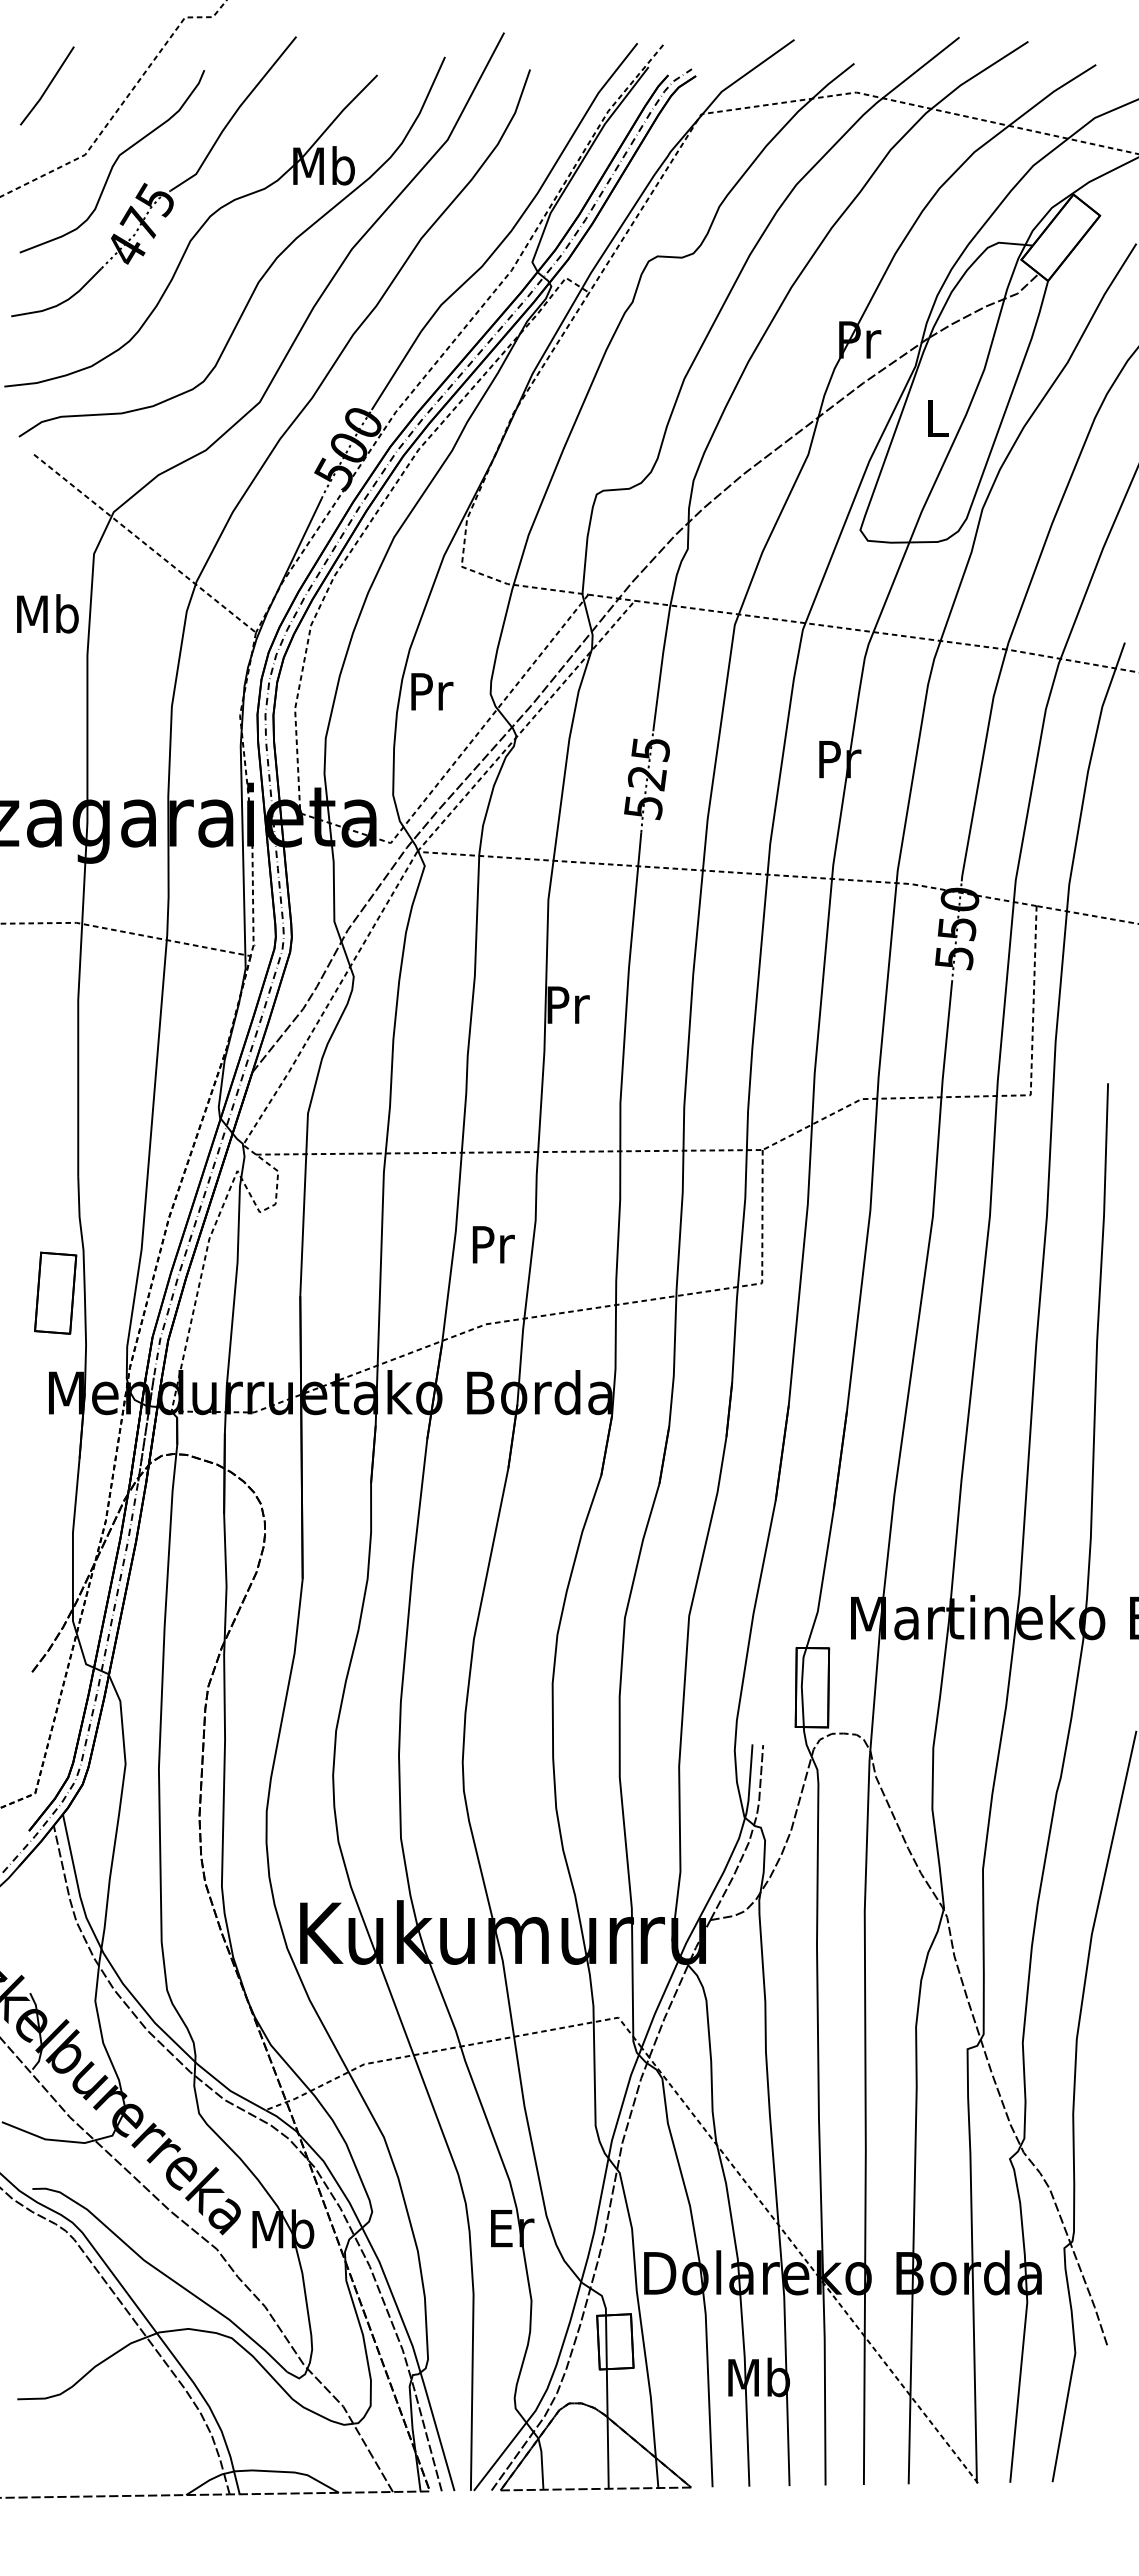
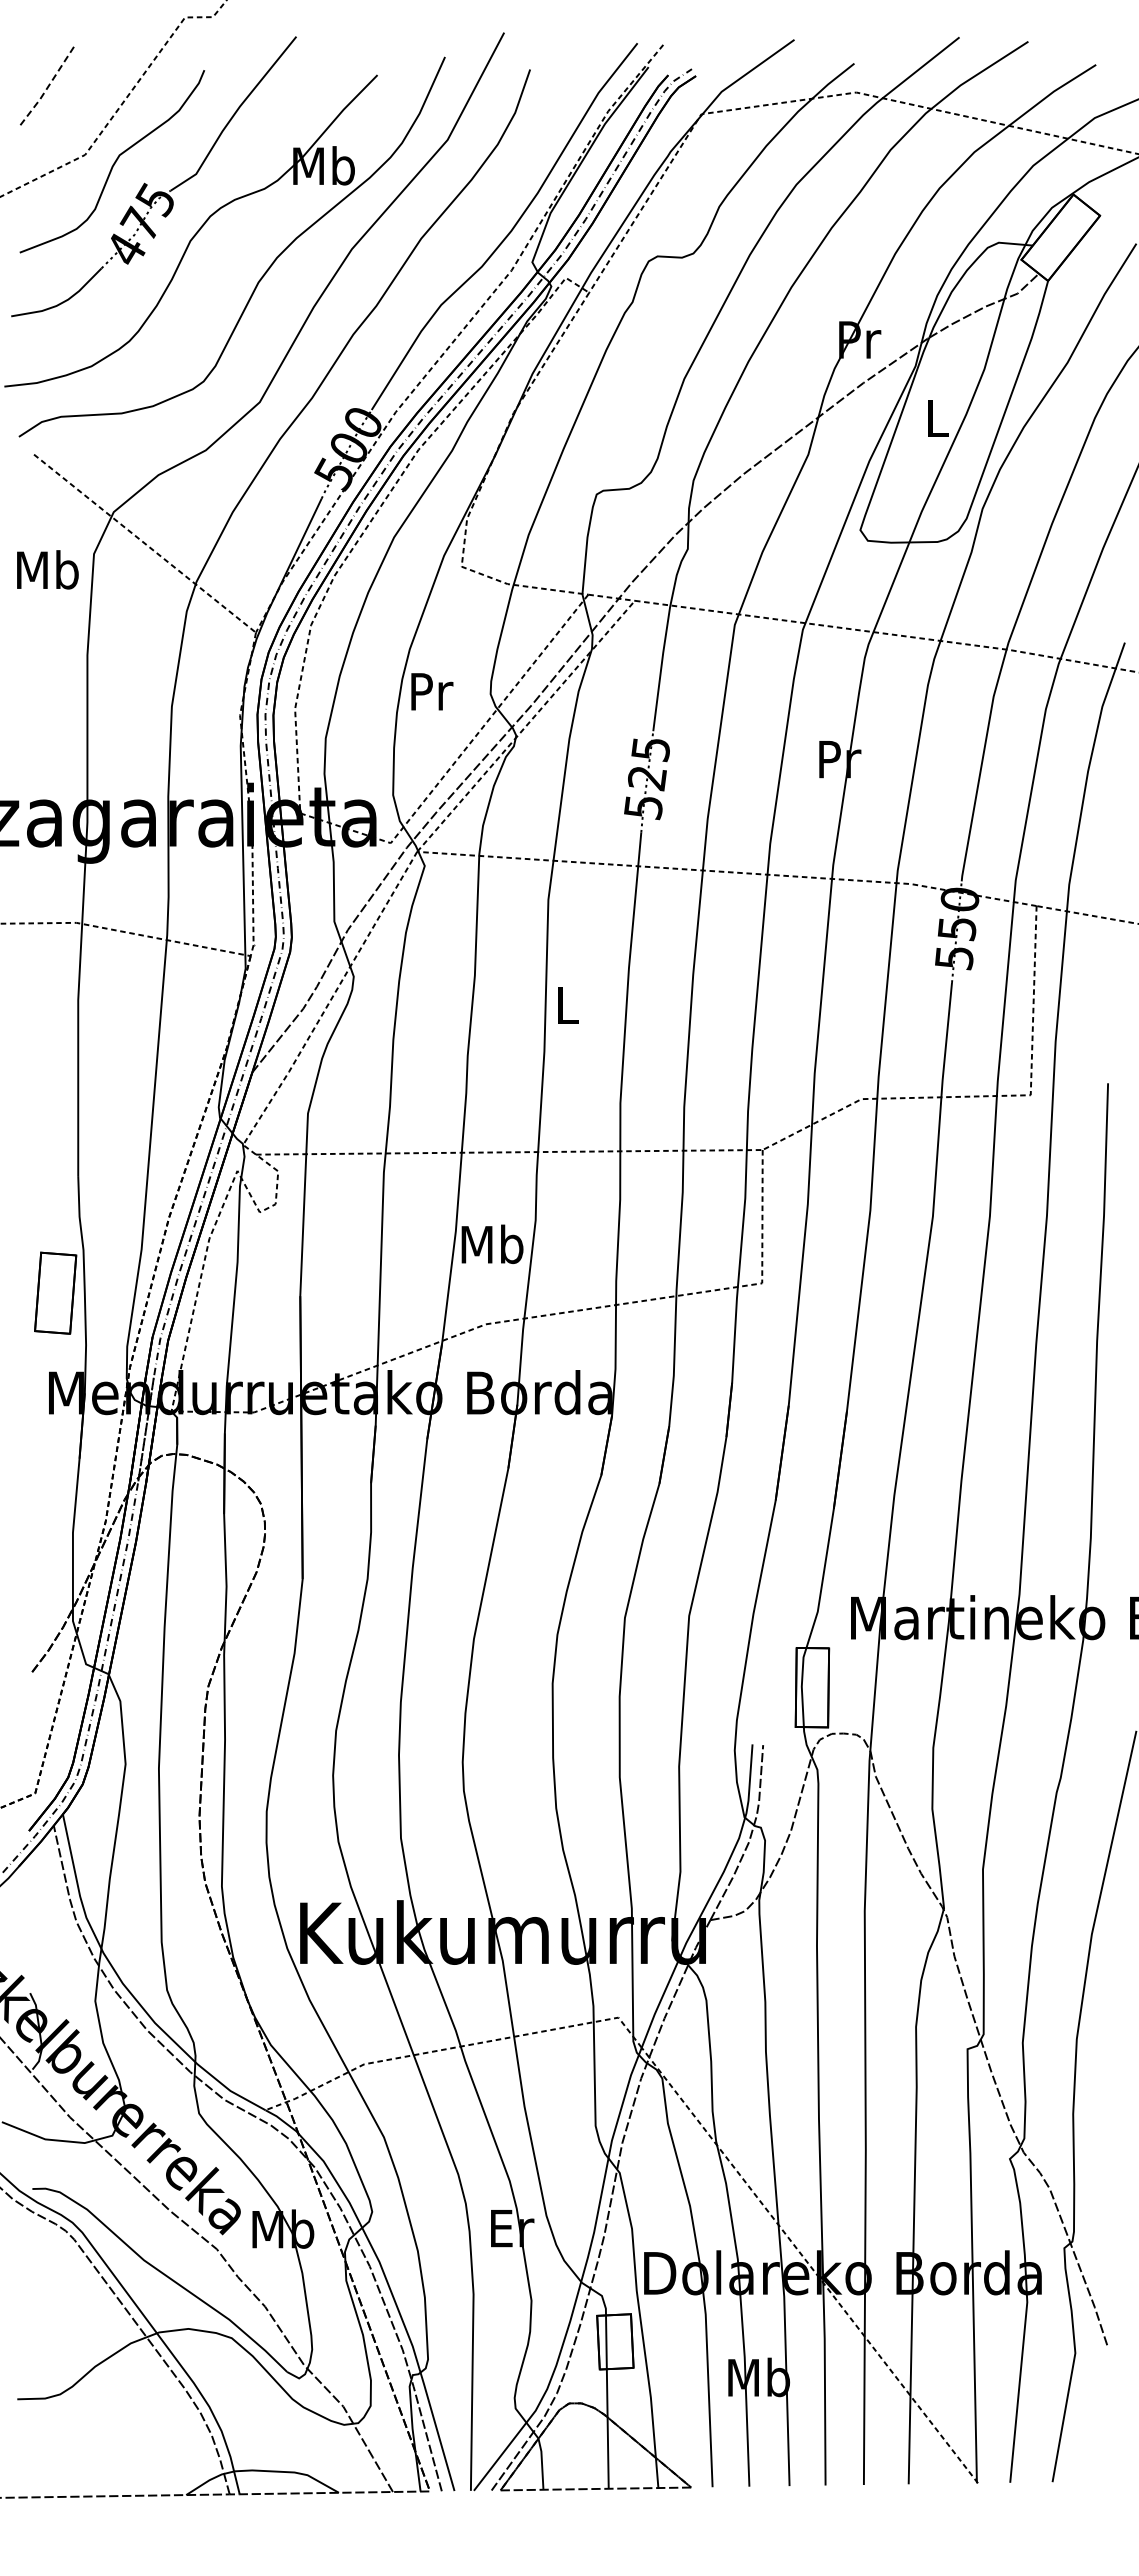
line: solid -> dashed (48, 86)
text position: (47, 613) -> (47, 569) (47, 569)
text: Pr -> L (568, 1004)
text: Pr -> Mb (492, 1244)
